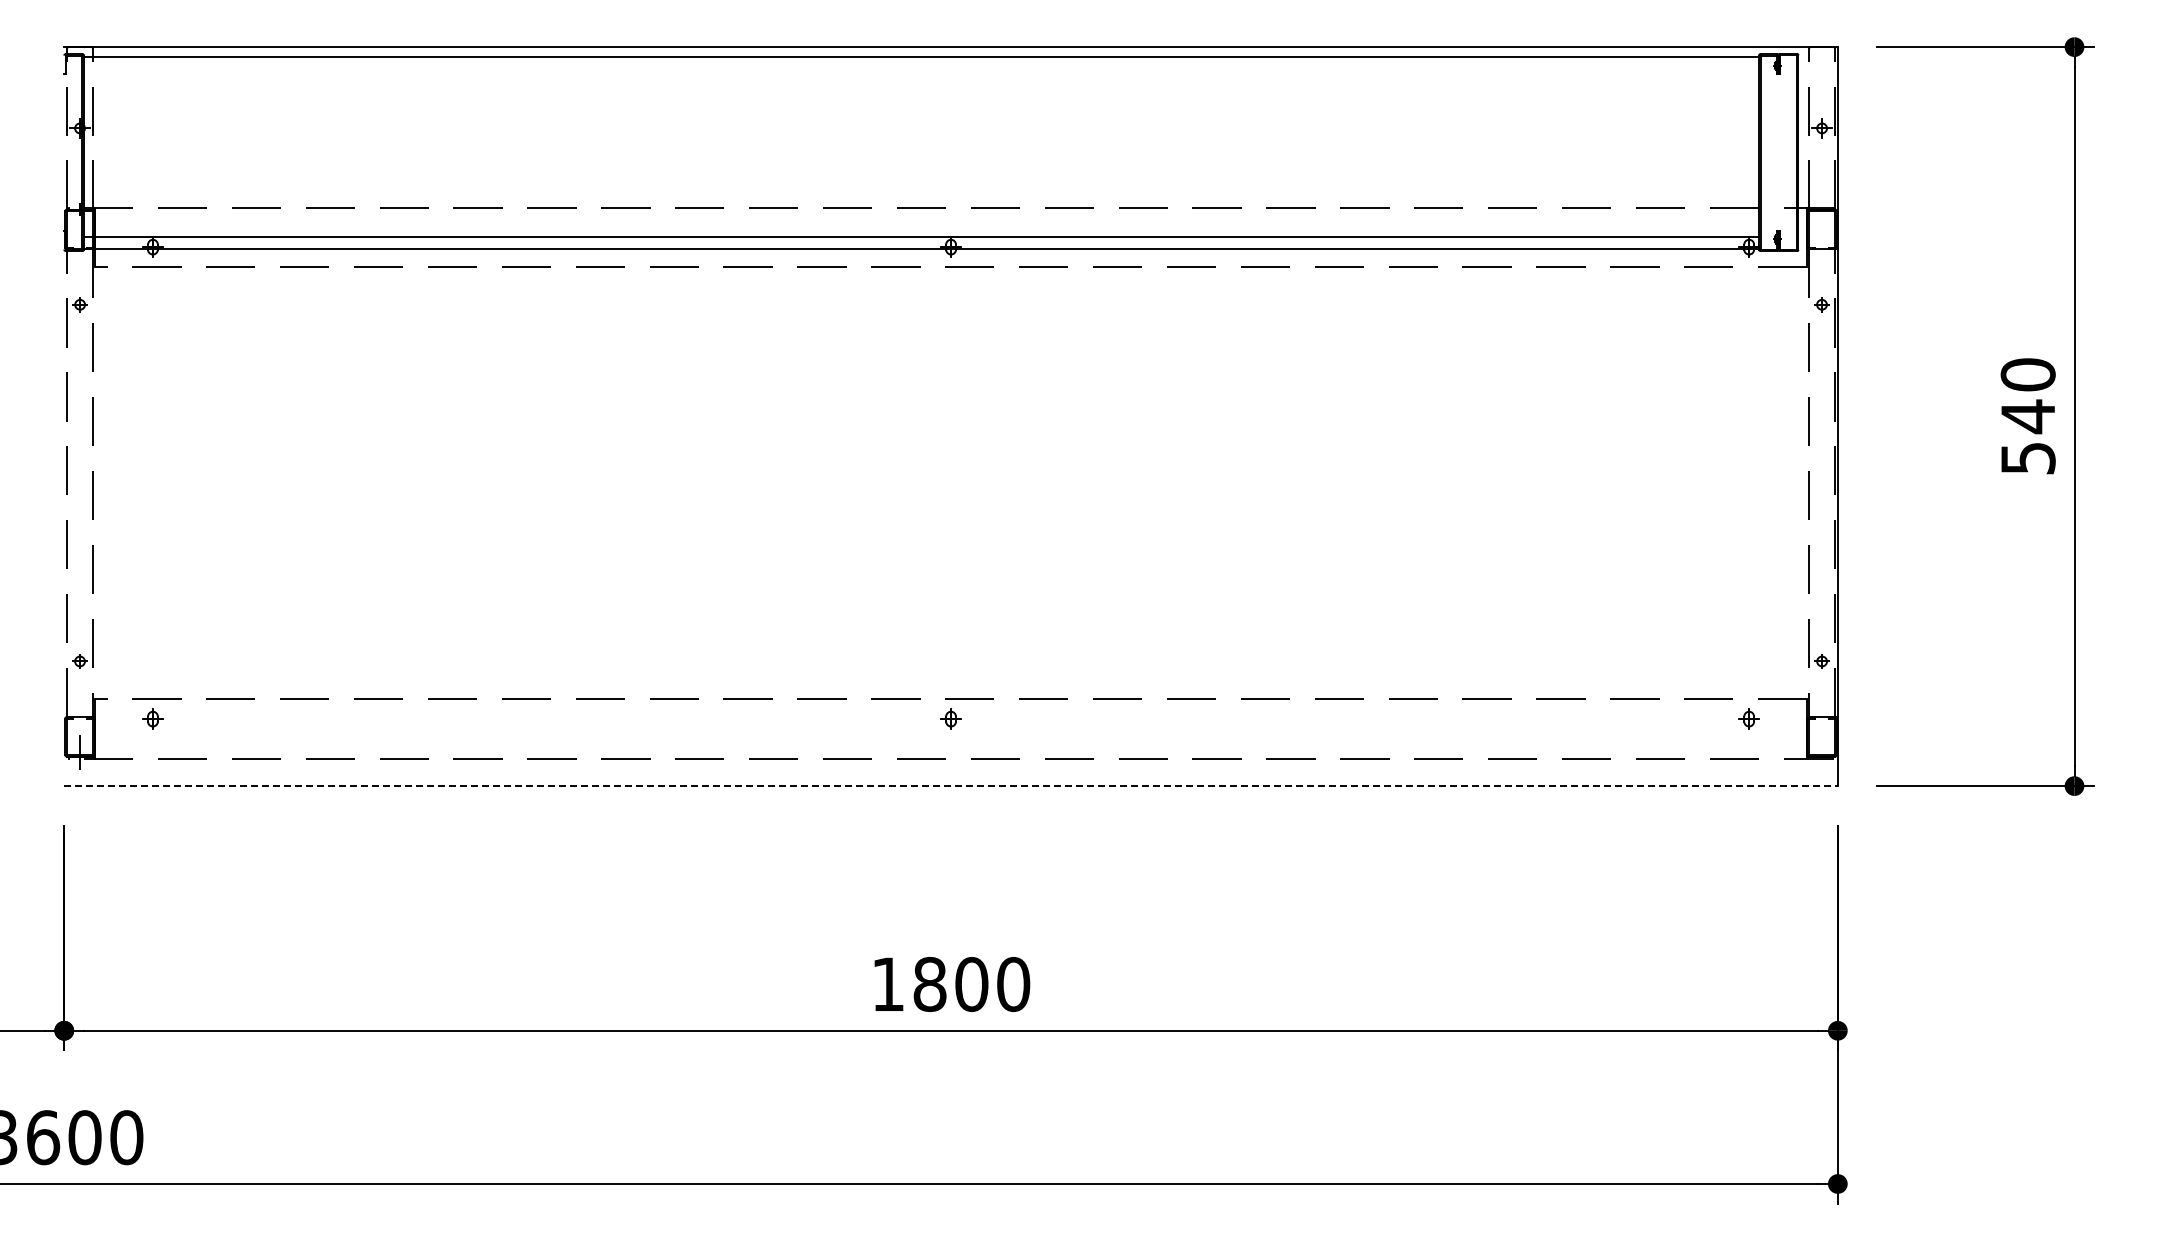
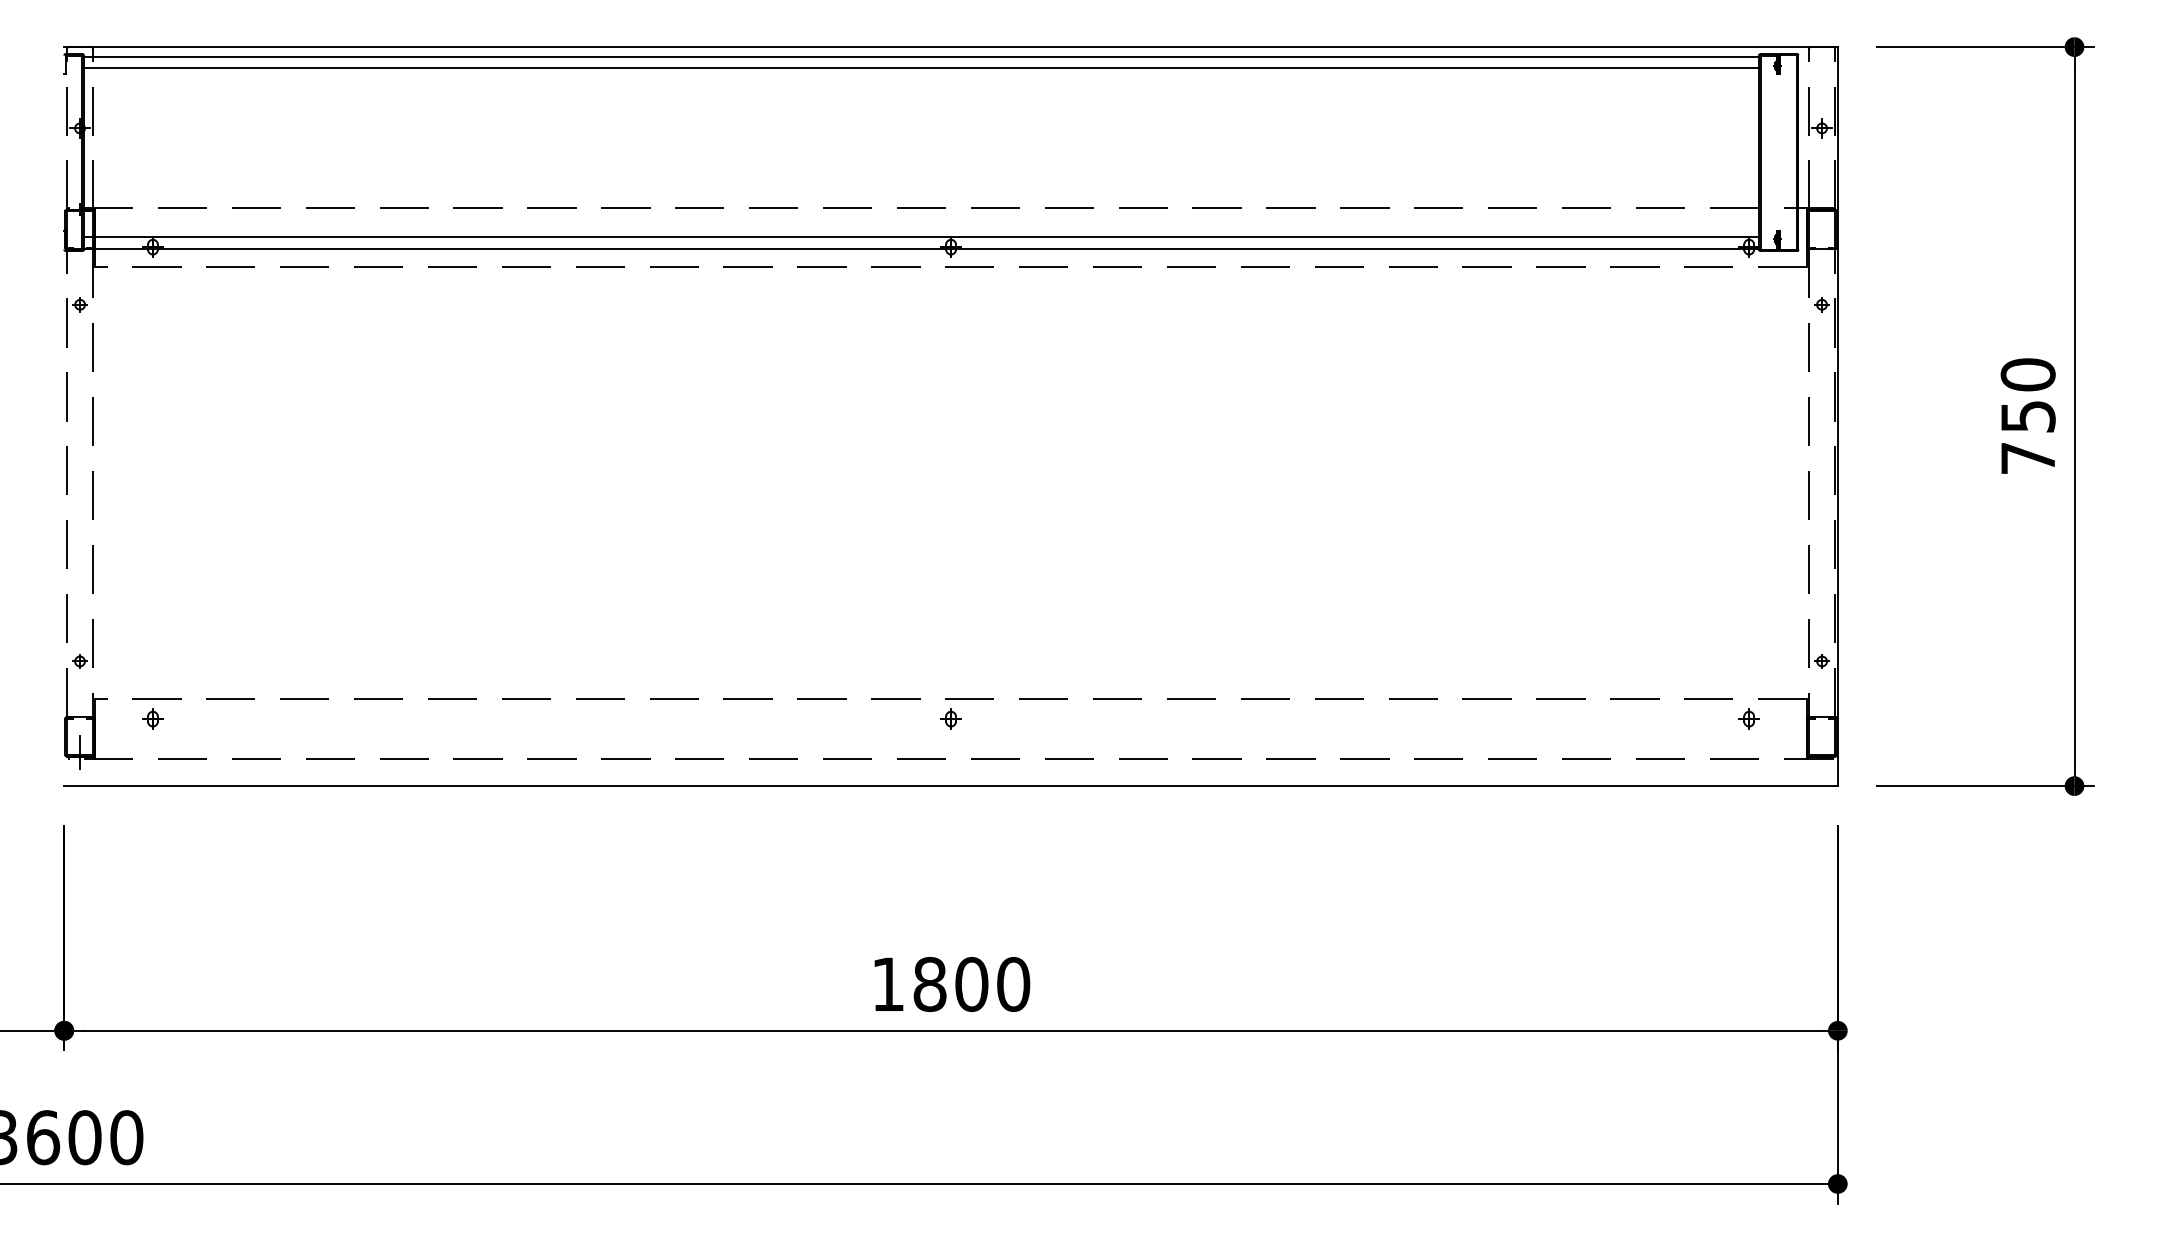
line: none -> present (921, 68)
text: 540 -> 750 (2028, 436)
line: dashed -> solid (951, 786)
